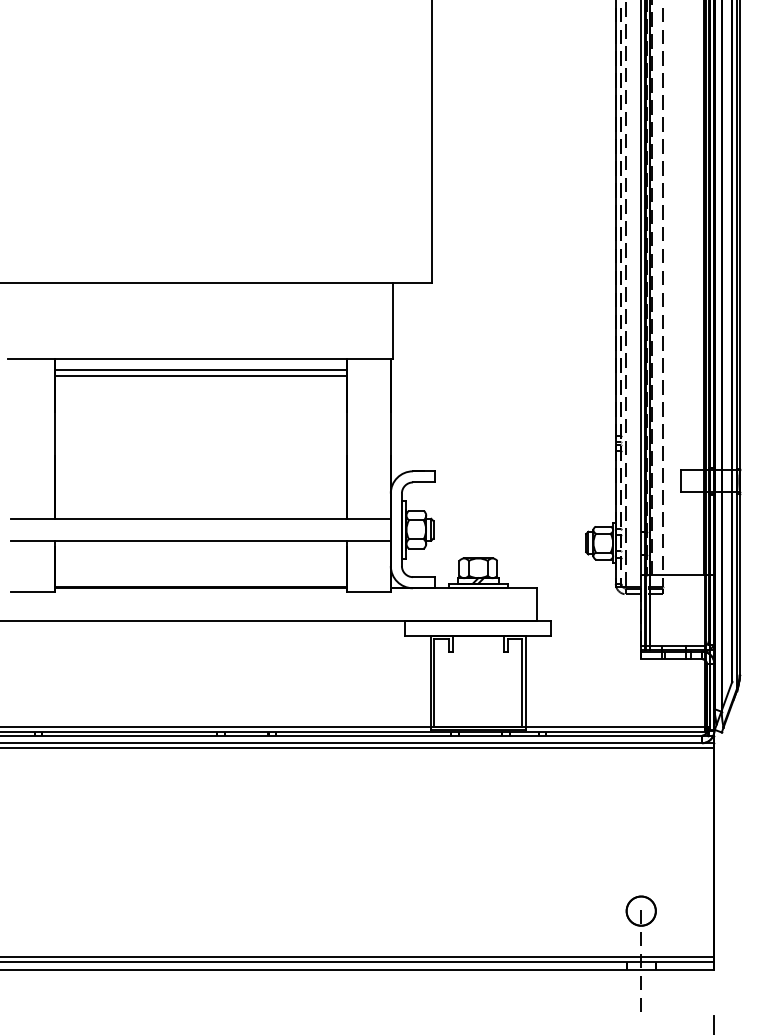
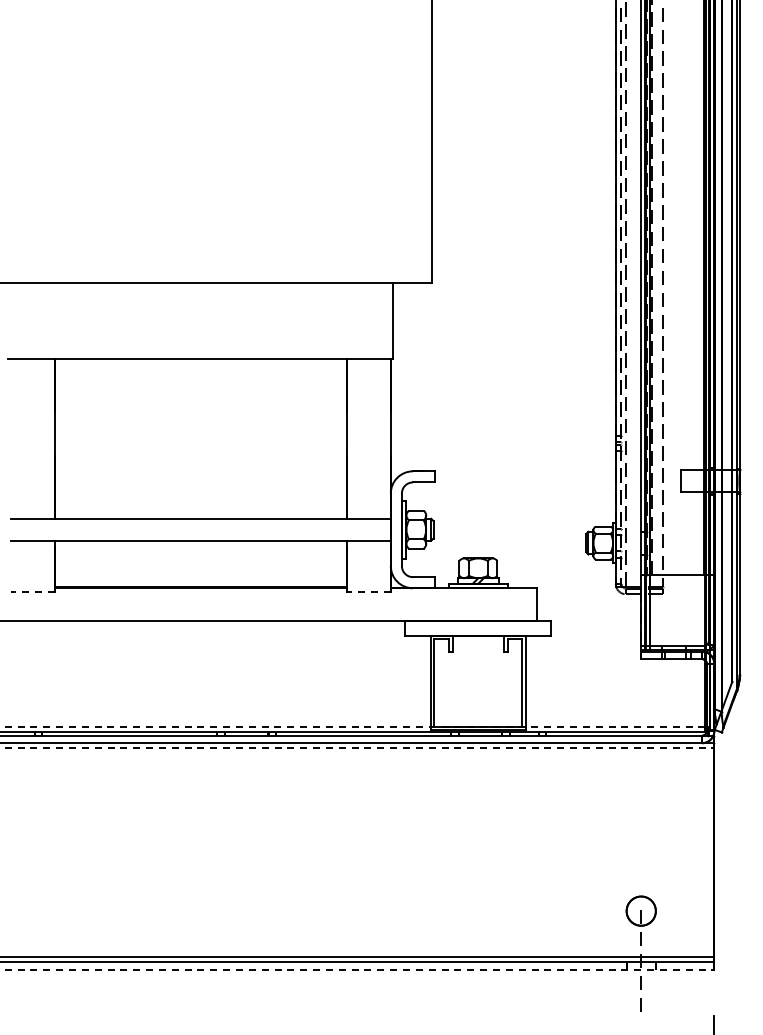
line: present -> none (200, 369)
line: present -> none (200, 376)
line: solid -> dashed (32, 592)
line: solid -> dashed (368, 592)
line: solid -> dashed (352, 726)
line: solid -> dashed (357, 747)
line: solid -> dashed (357, 969)
